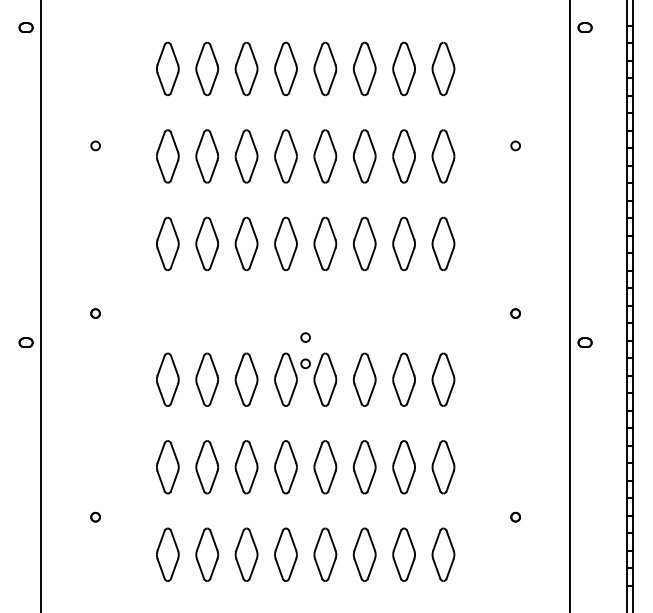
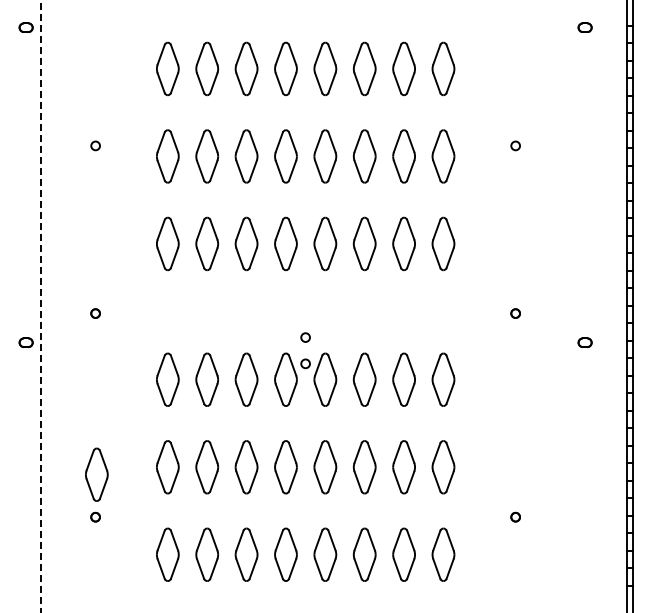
line: present -> none (569, 305)
line: solid -> dashed (40, 306)
part: none -> present (96, 474)
